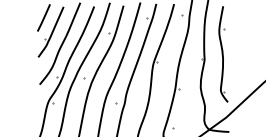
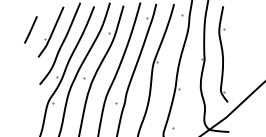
line position: (43, 17) -> (30, 29) (30, 29)
